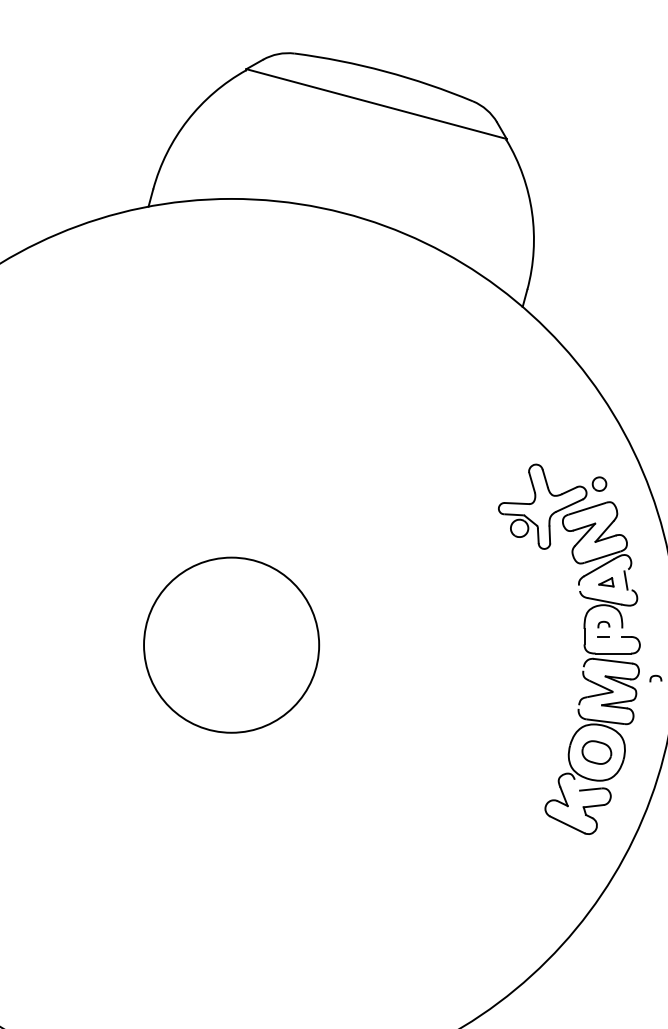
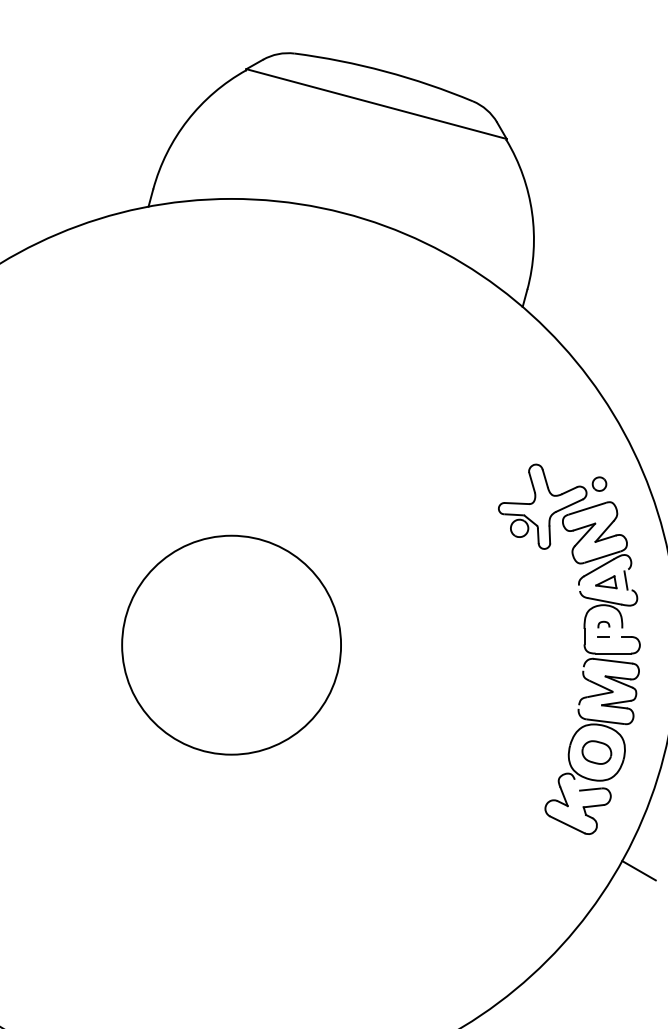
part size: 17x11 px -> 23x15 px (606, 582)
circle diameter: 175 px -> 219 px (231, 644)
curve: present -> none (655, 676)
line: none -> present (638, 870)
